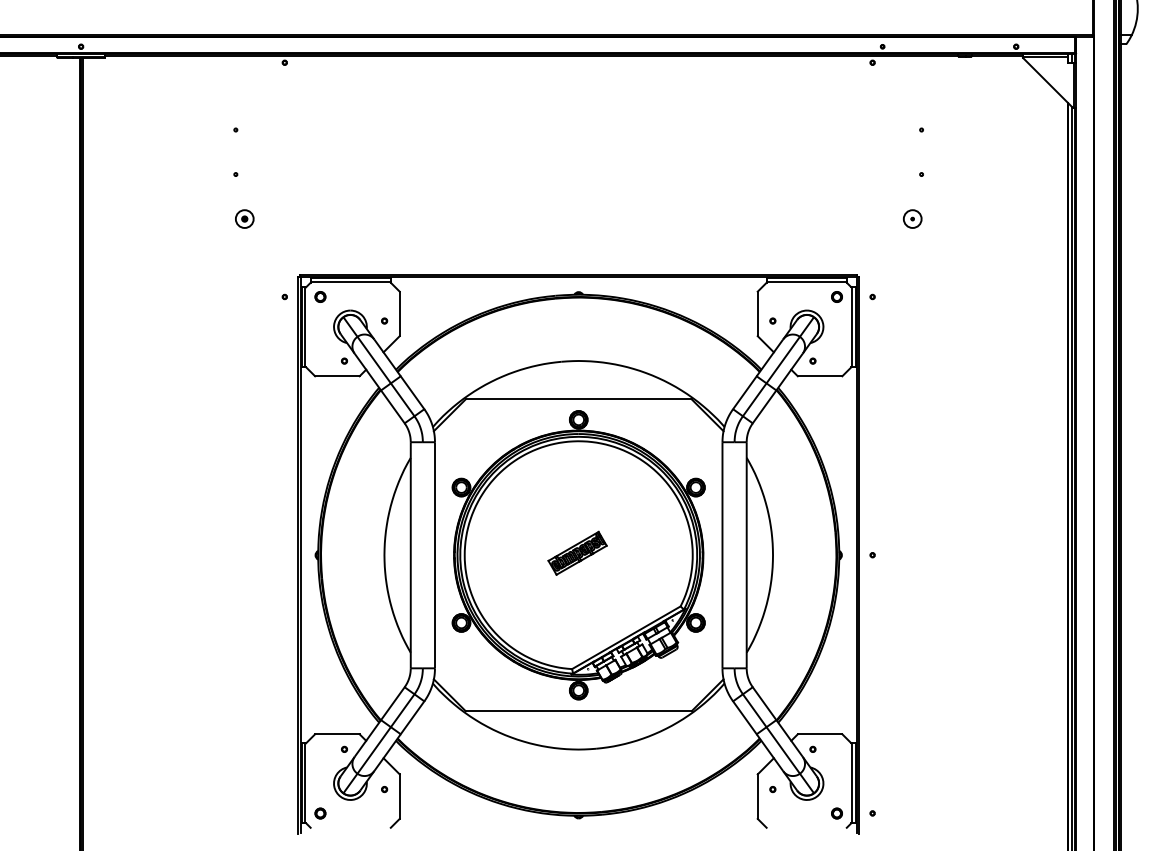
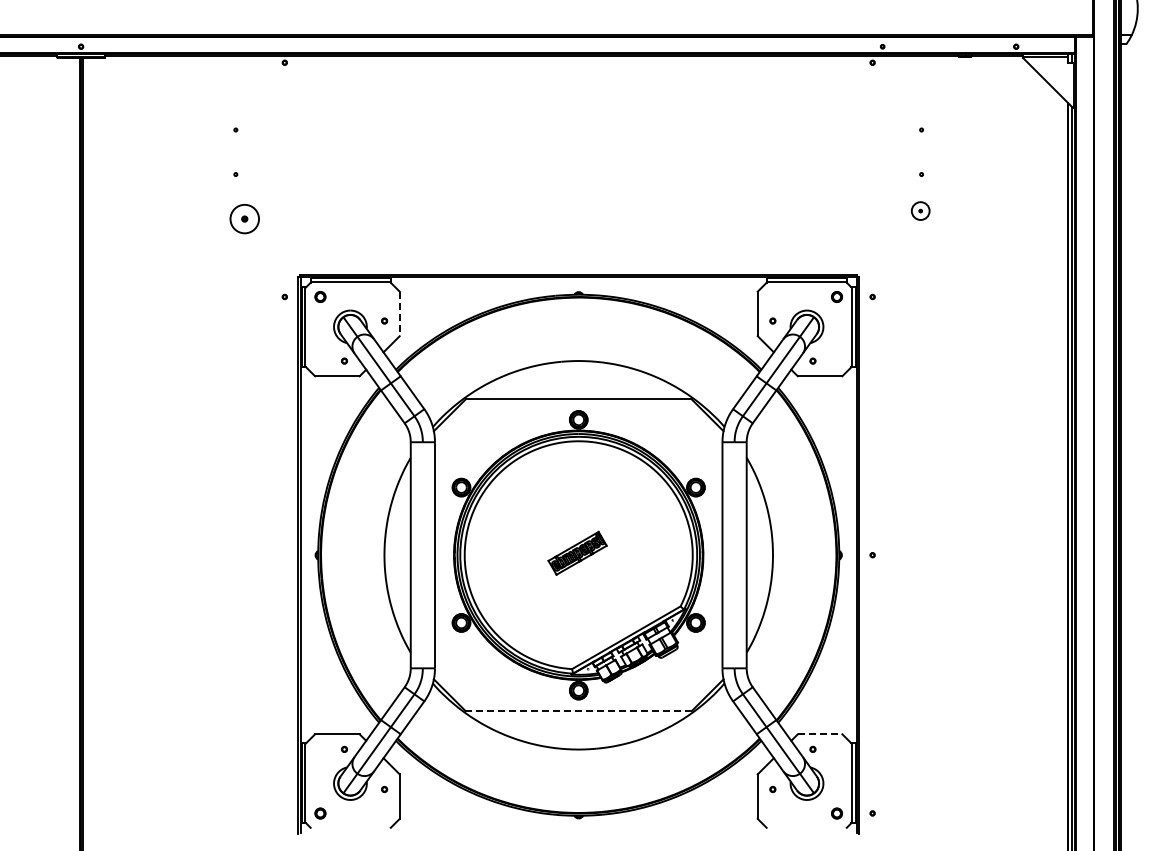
circle diameter: 18 px -> 28 px (244, 218)
part position: (912, 218) -> (920, 210) (920, 210)
line: solid -> dashed (399, 314)
line: solid -> dashed (578, 711)
line: solid -> dashed (820, 734)
